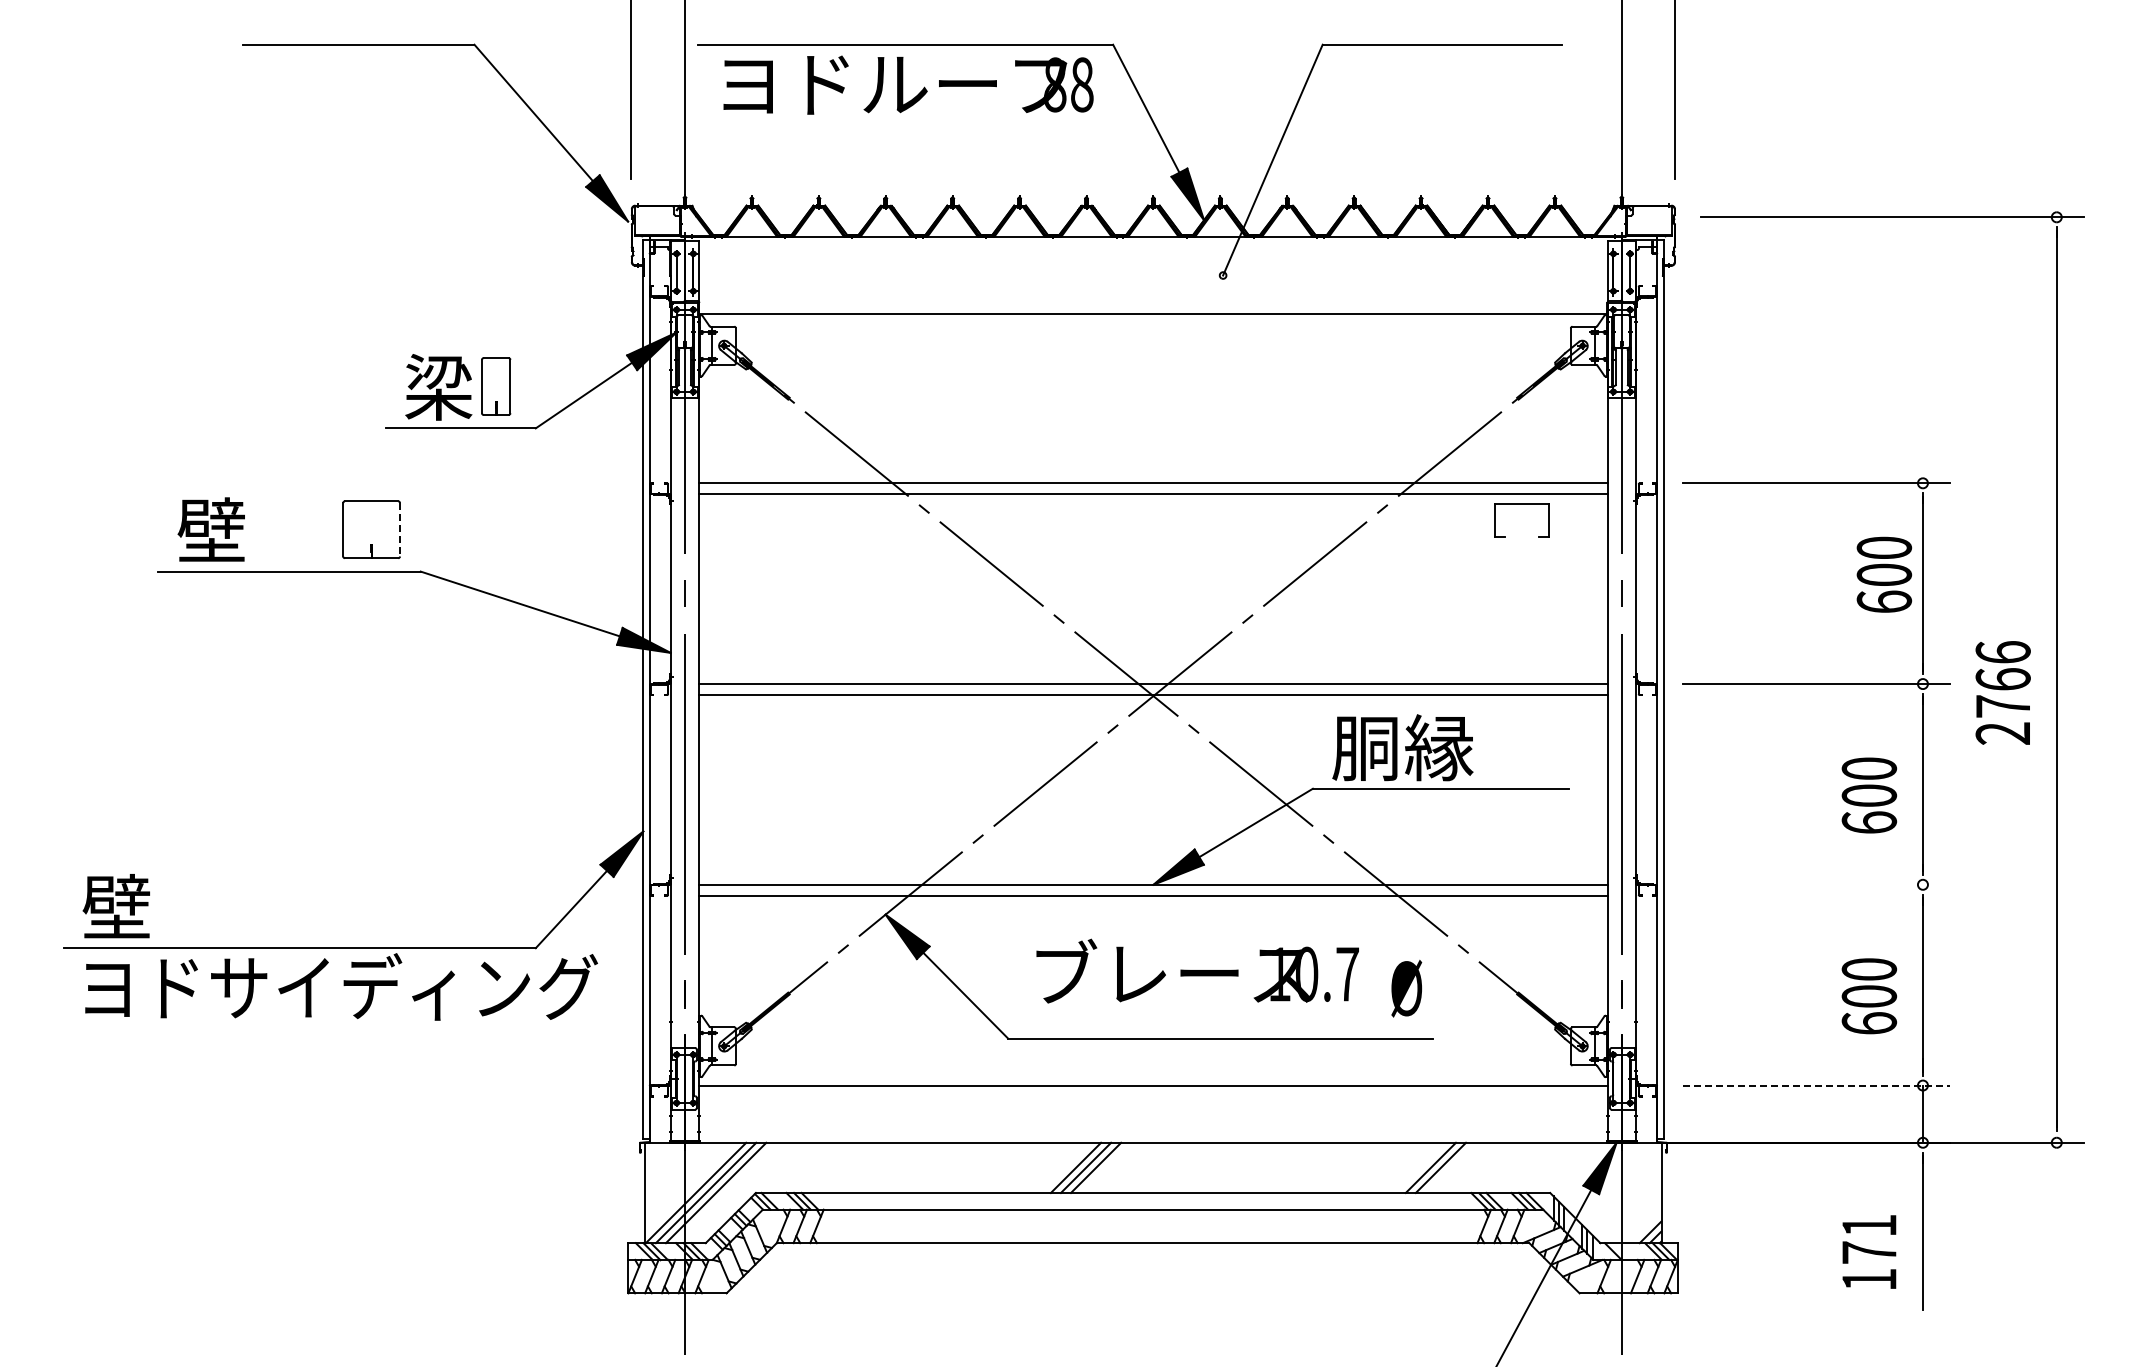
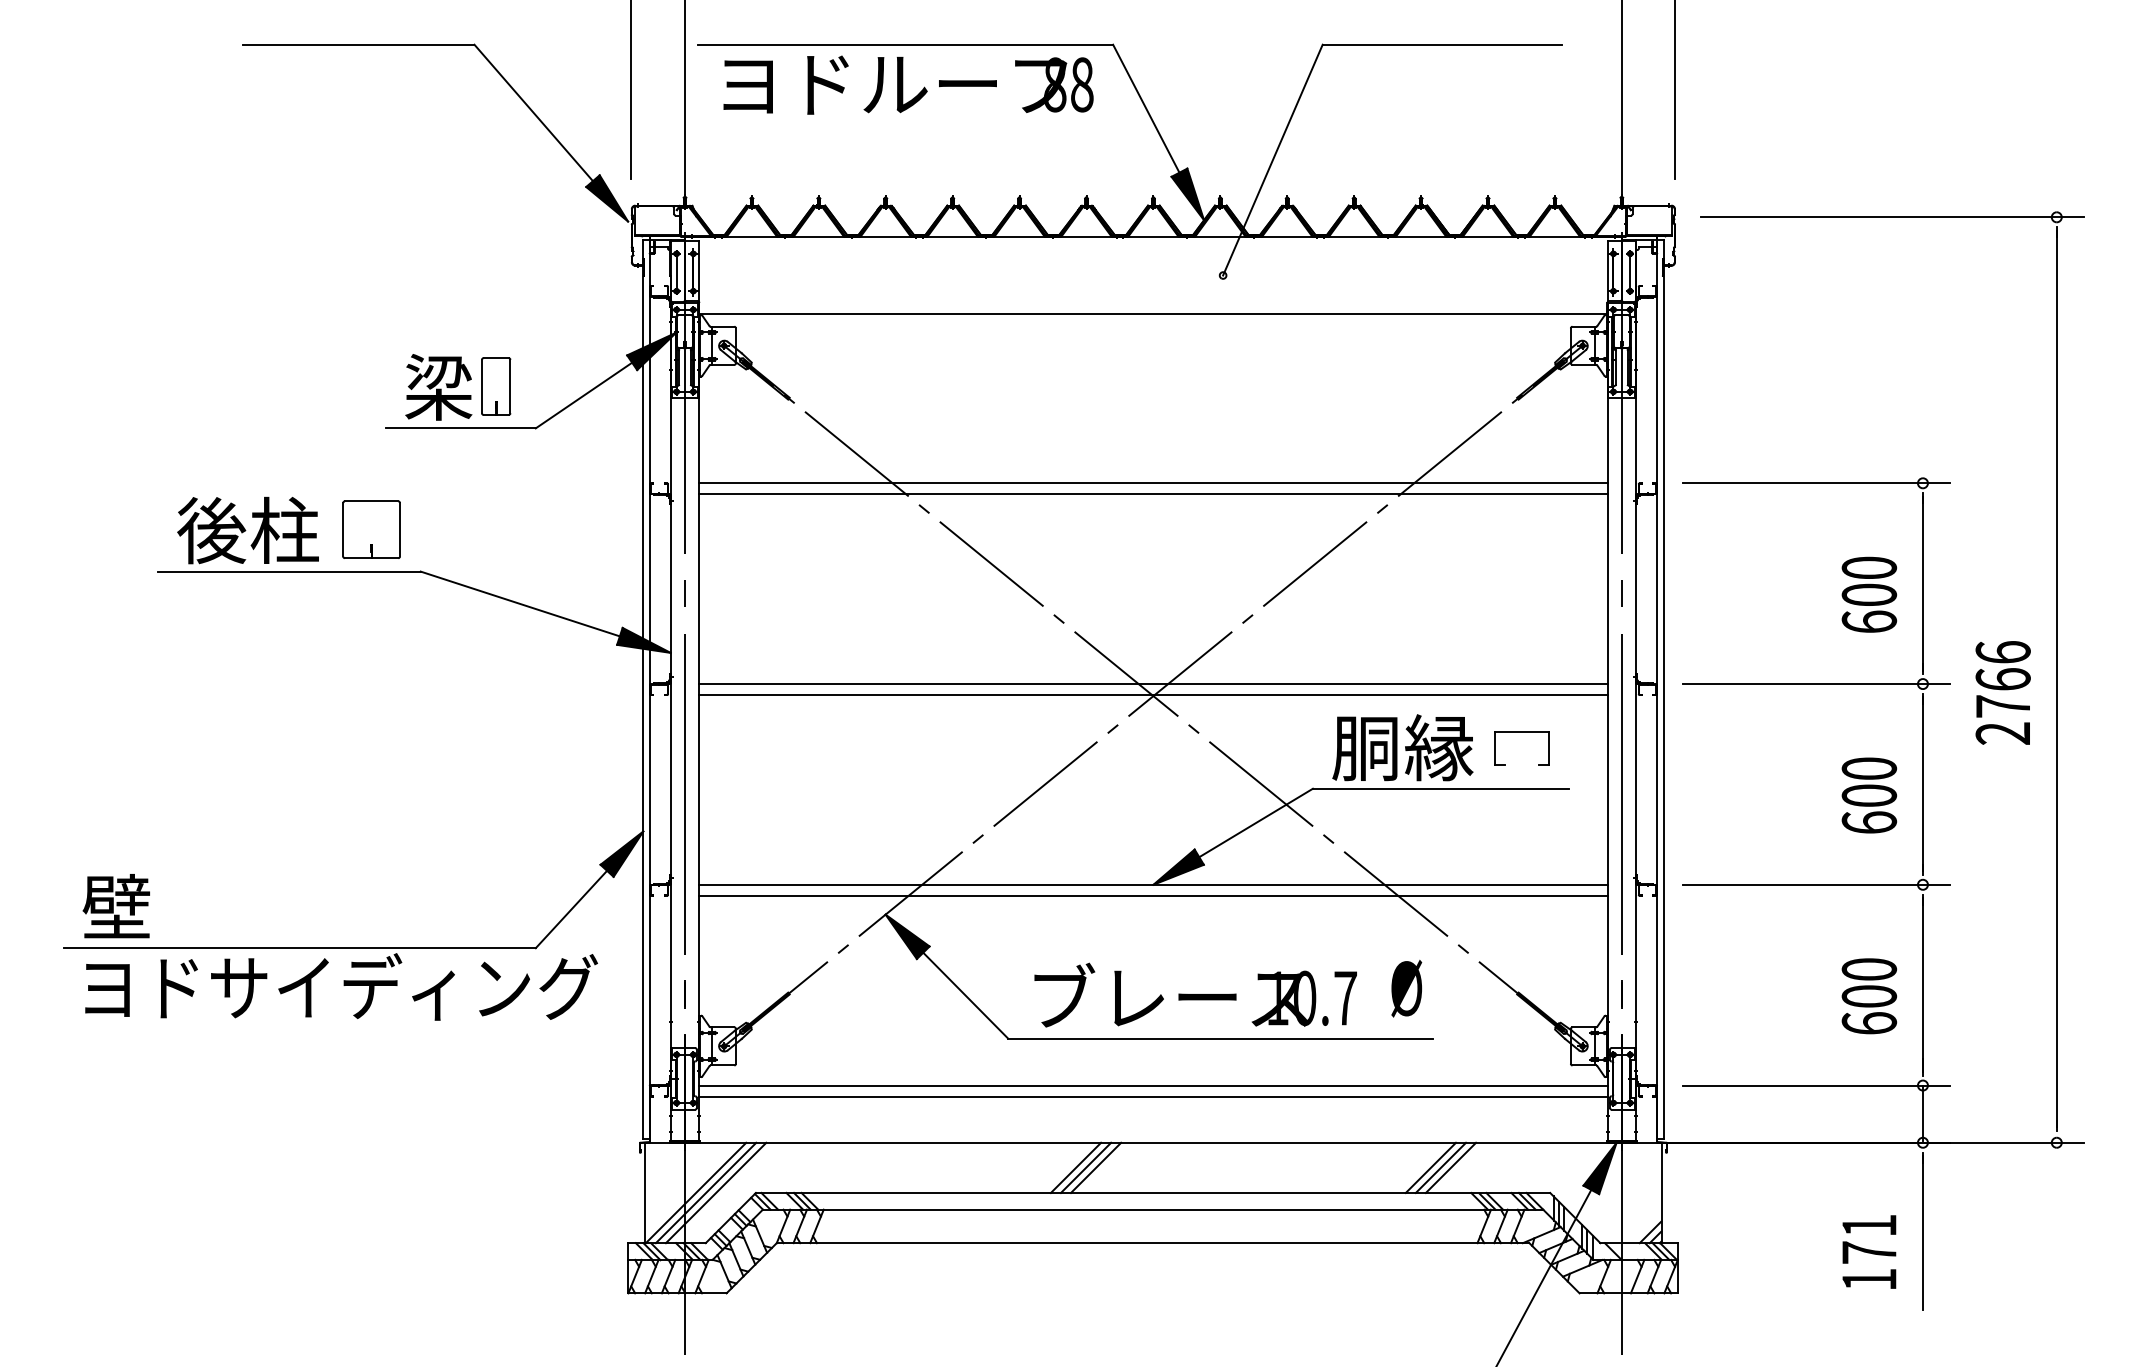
part position: (1521, 504) -> (1521, 732) (1521, 732)
line: dashed -> solid (400, 529)
text: 壁 -> 後柱 (247, 530)
text position: (1884, 574) -> (1869, 594) (1869, 594)
line: none -> present (1815, 884)
text position: (1197, 970) -> (1195, 994) (1195, 994)
line: dashed -> solid (1816, 1085)
line: none -> present (1153, 1096)
line: none -> present (1450, 1167)
